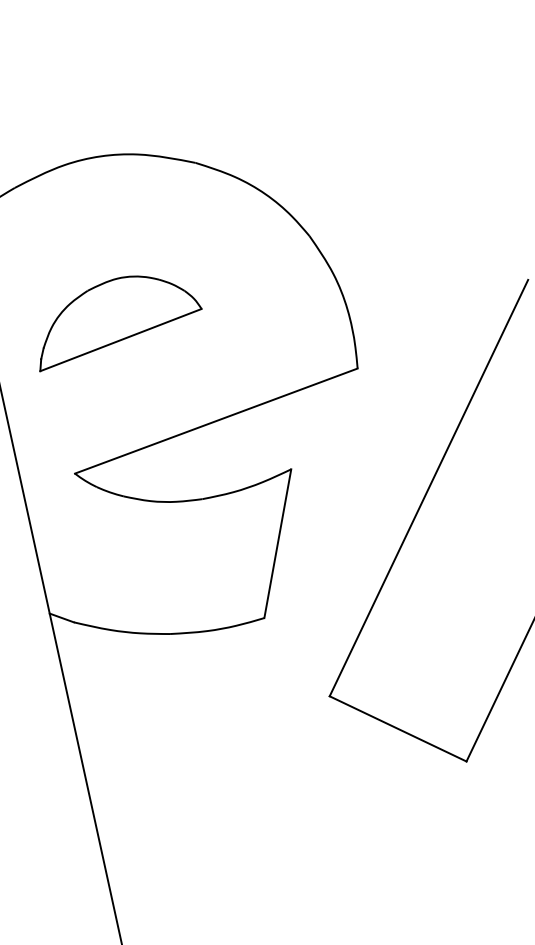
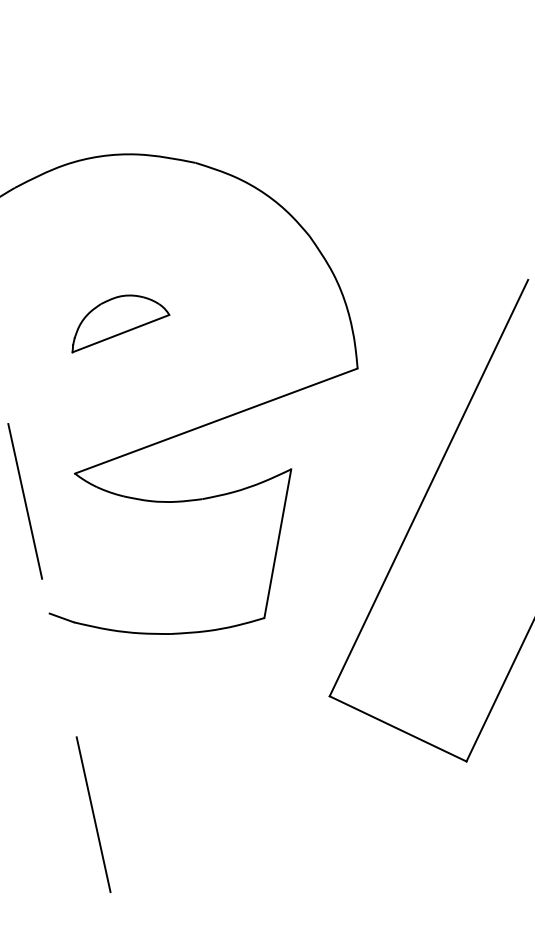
part size: 164x98 px -> 100x60 px (120, 323)
line: solid -> dashed (60, 664)
